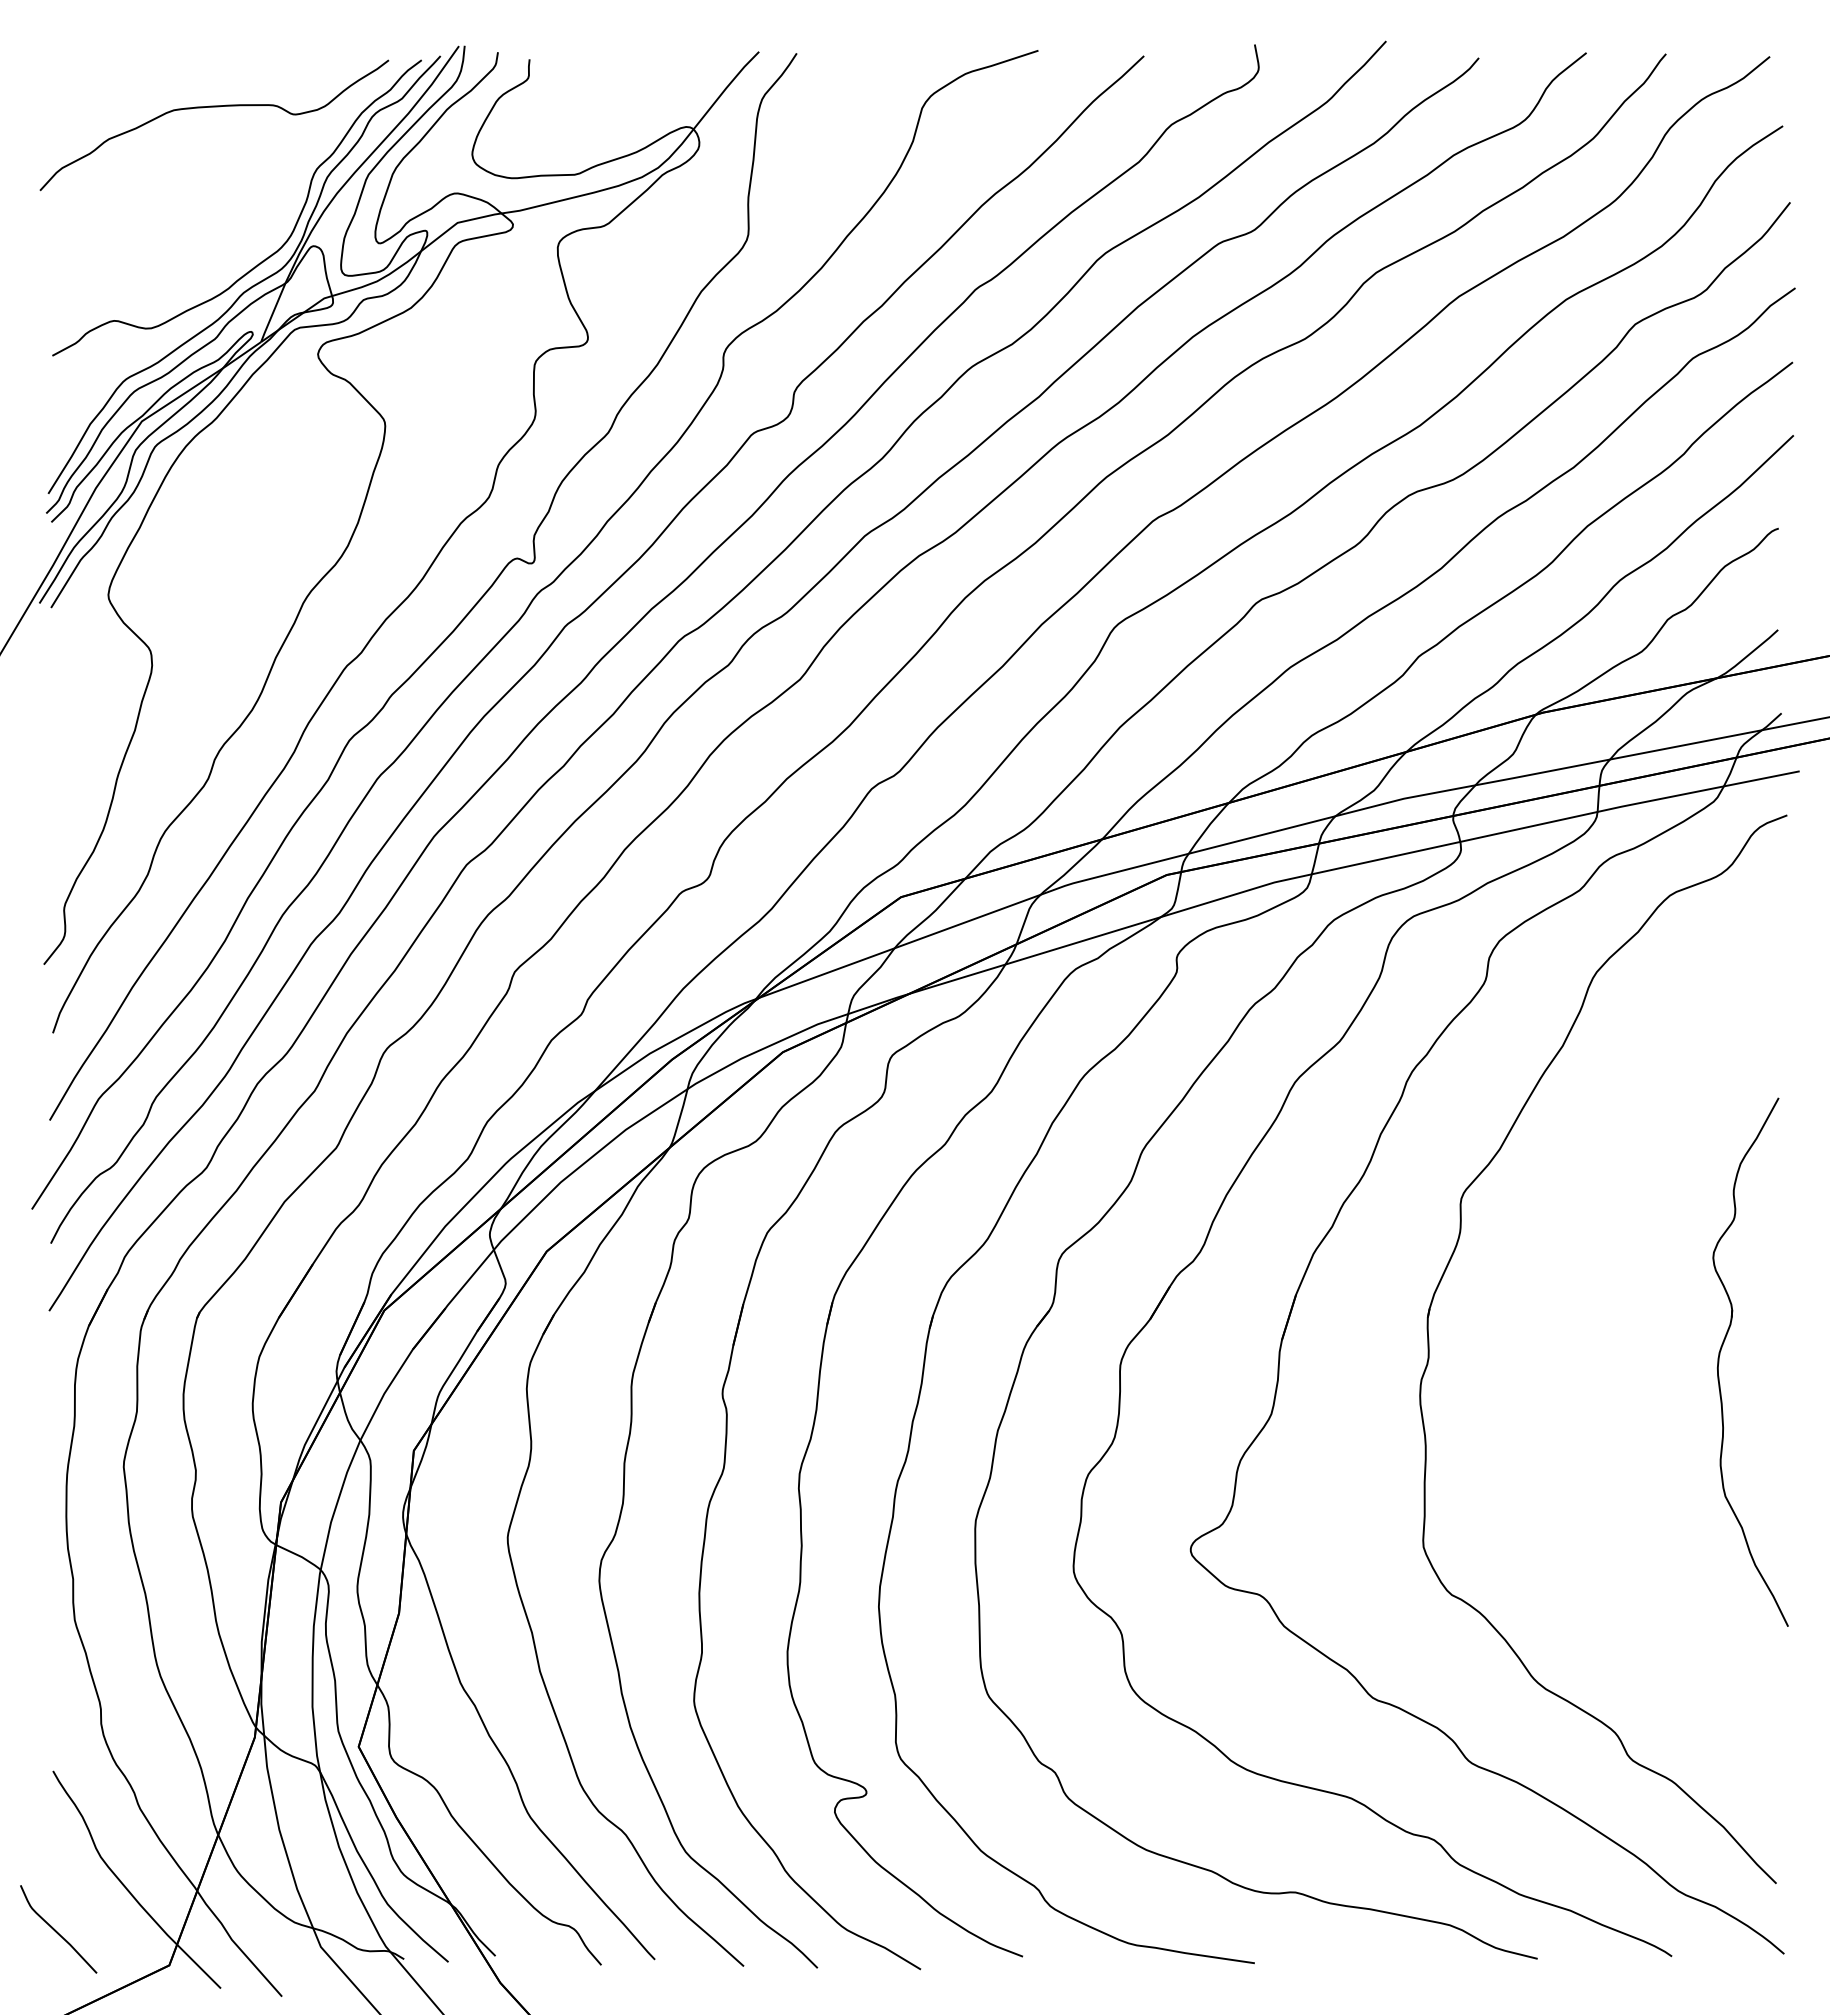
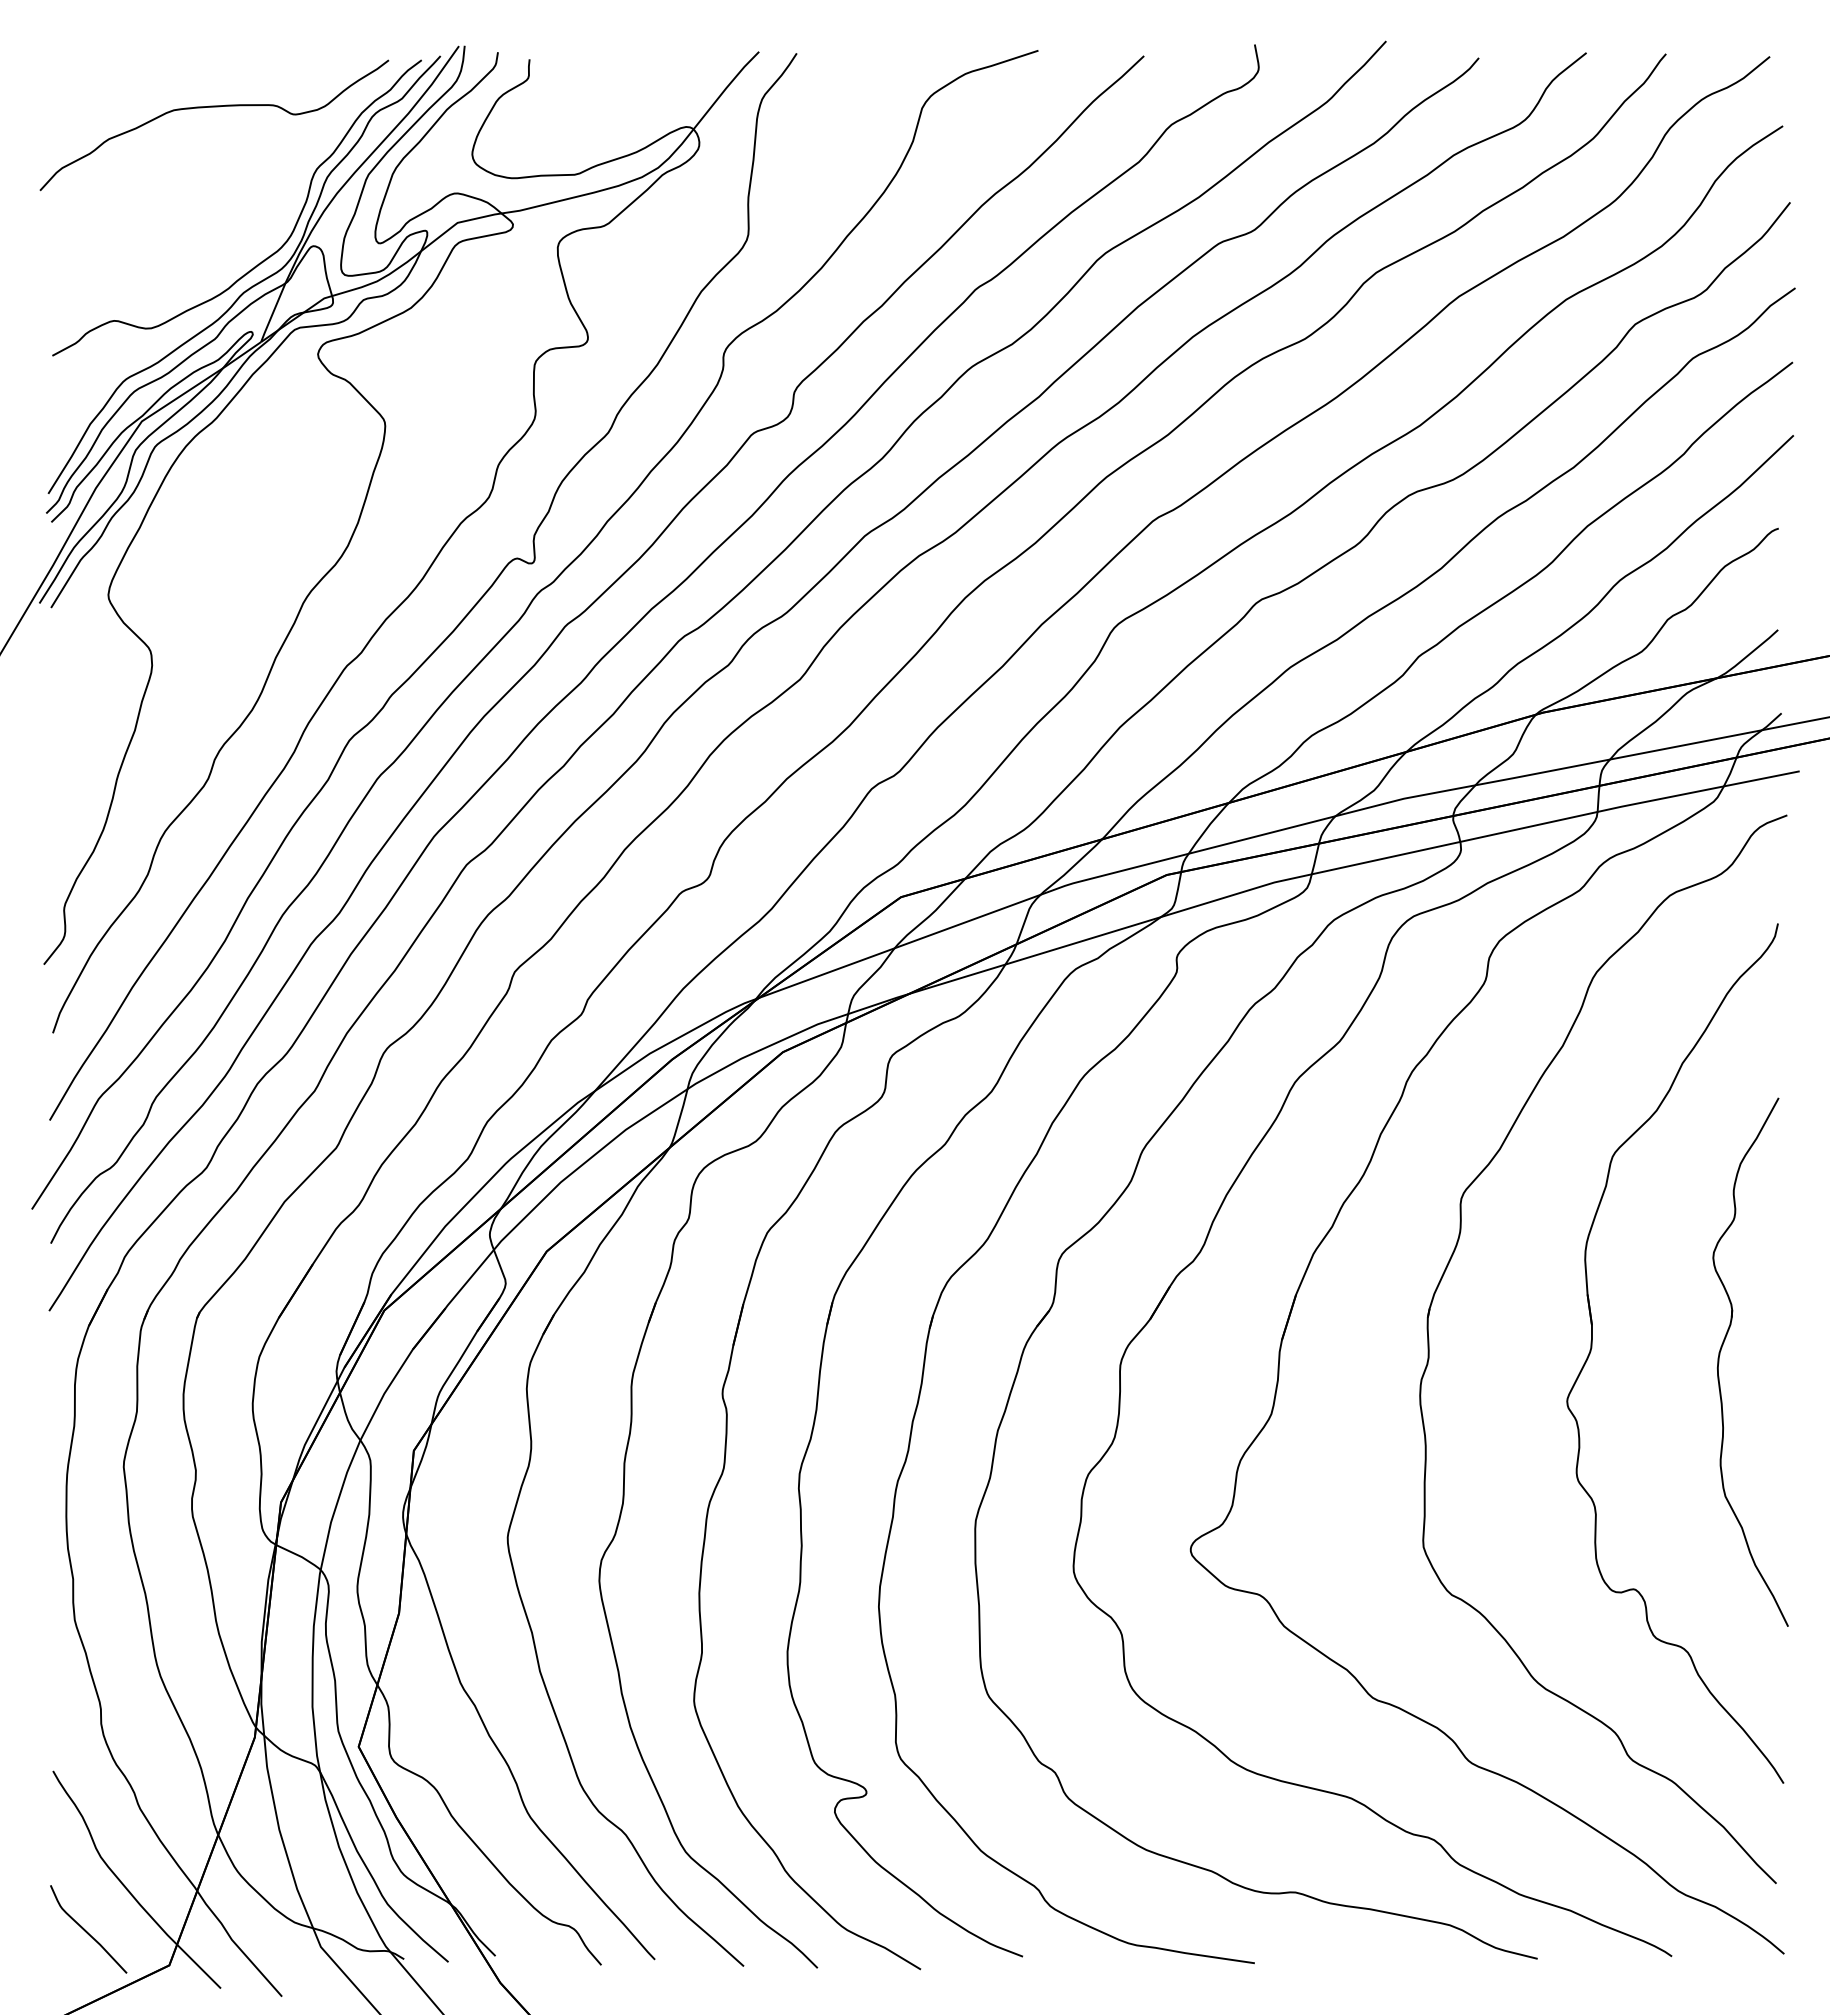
part: none -> present (1592, 1348)
curve position: (56, 1930) -> (86, 1930) (86, 1930)
